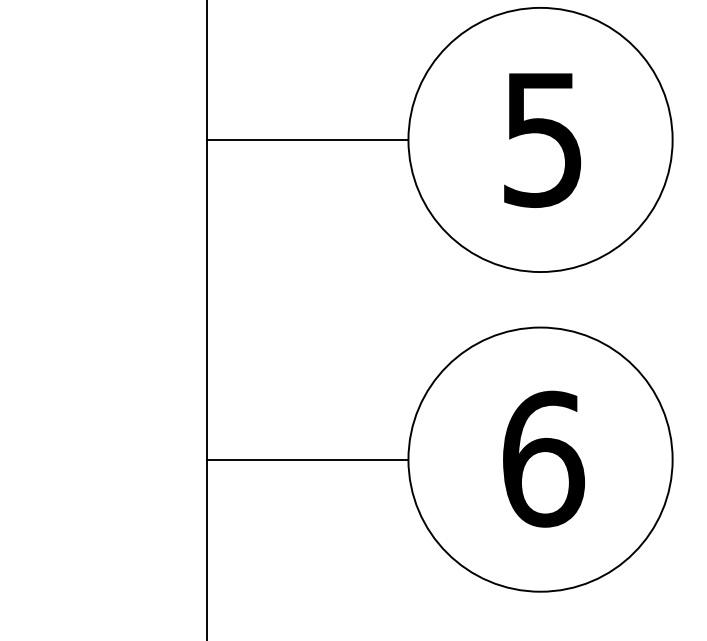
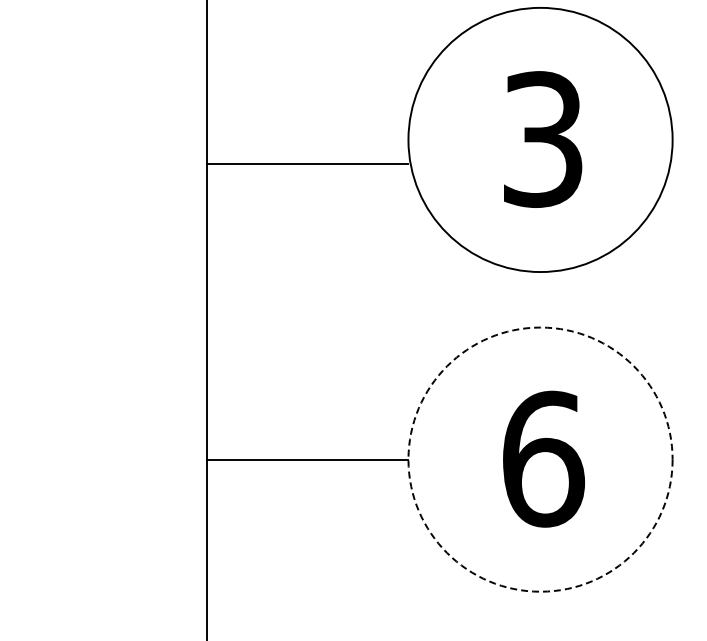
line position: (307, 139) -> (307, 163) (307, 163)
text: 5 -> 3 (543, 139)
circle: solid -> dashed (540, 459)
